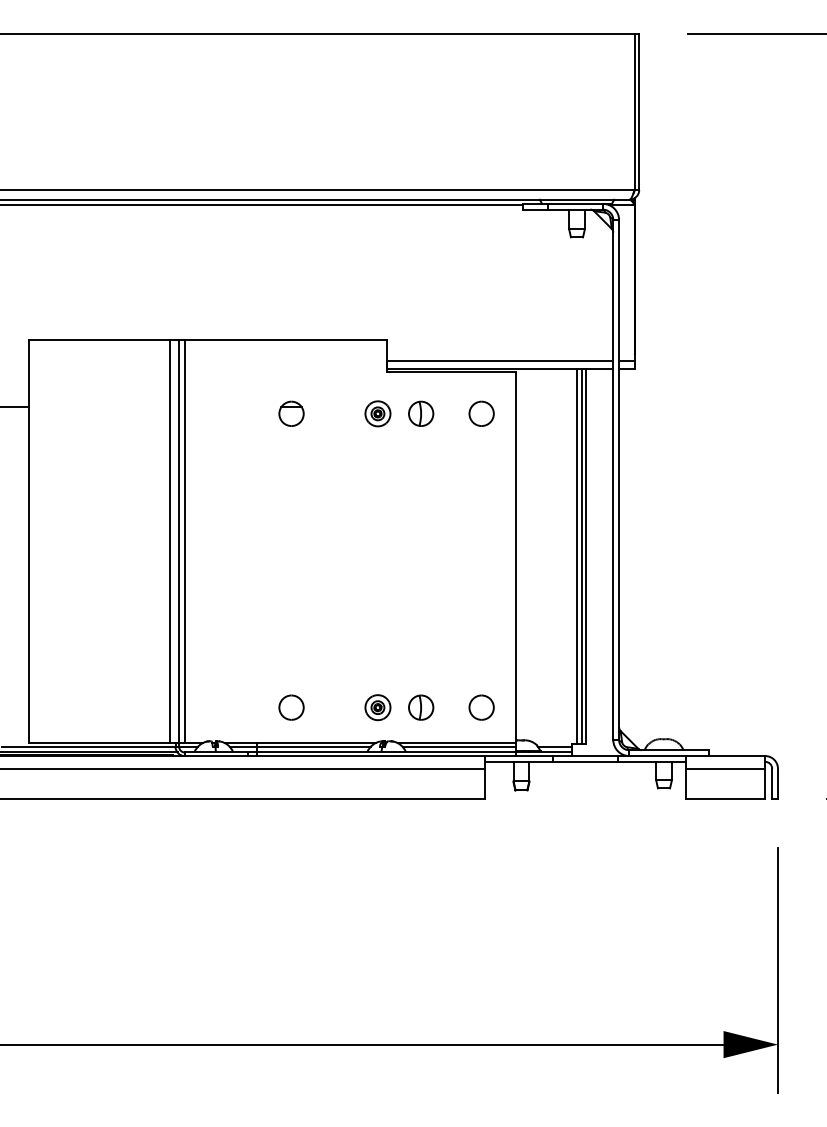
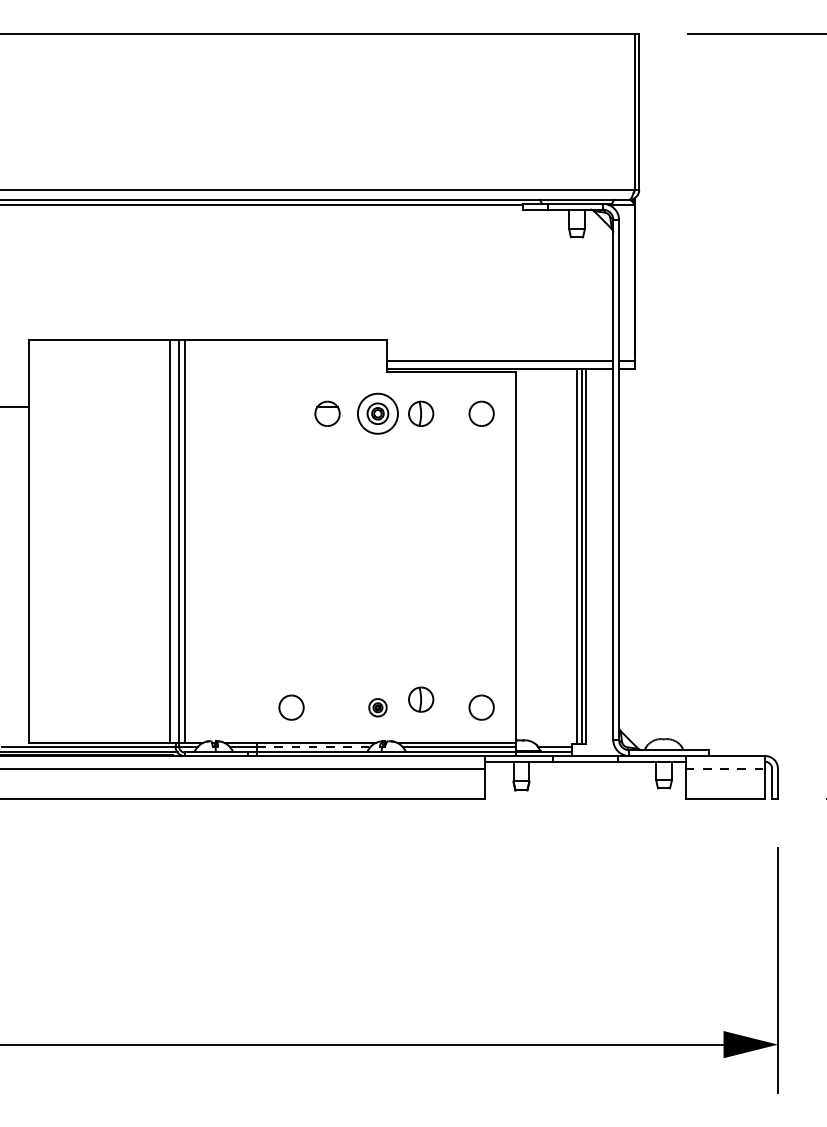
part position: (291, 413) -> (327, 413) (327, 413)
part size: 28x28 px -> 42x43 px (377, 413)
part size: 28x28 px -> 20x20 px (377, 707)
part position: (421, 707) -> (421, 699) (421, 699)
line: solid -> dashed (313, 747)
line: solid -> dashed (725, 768)
